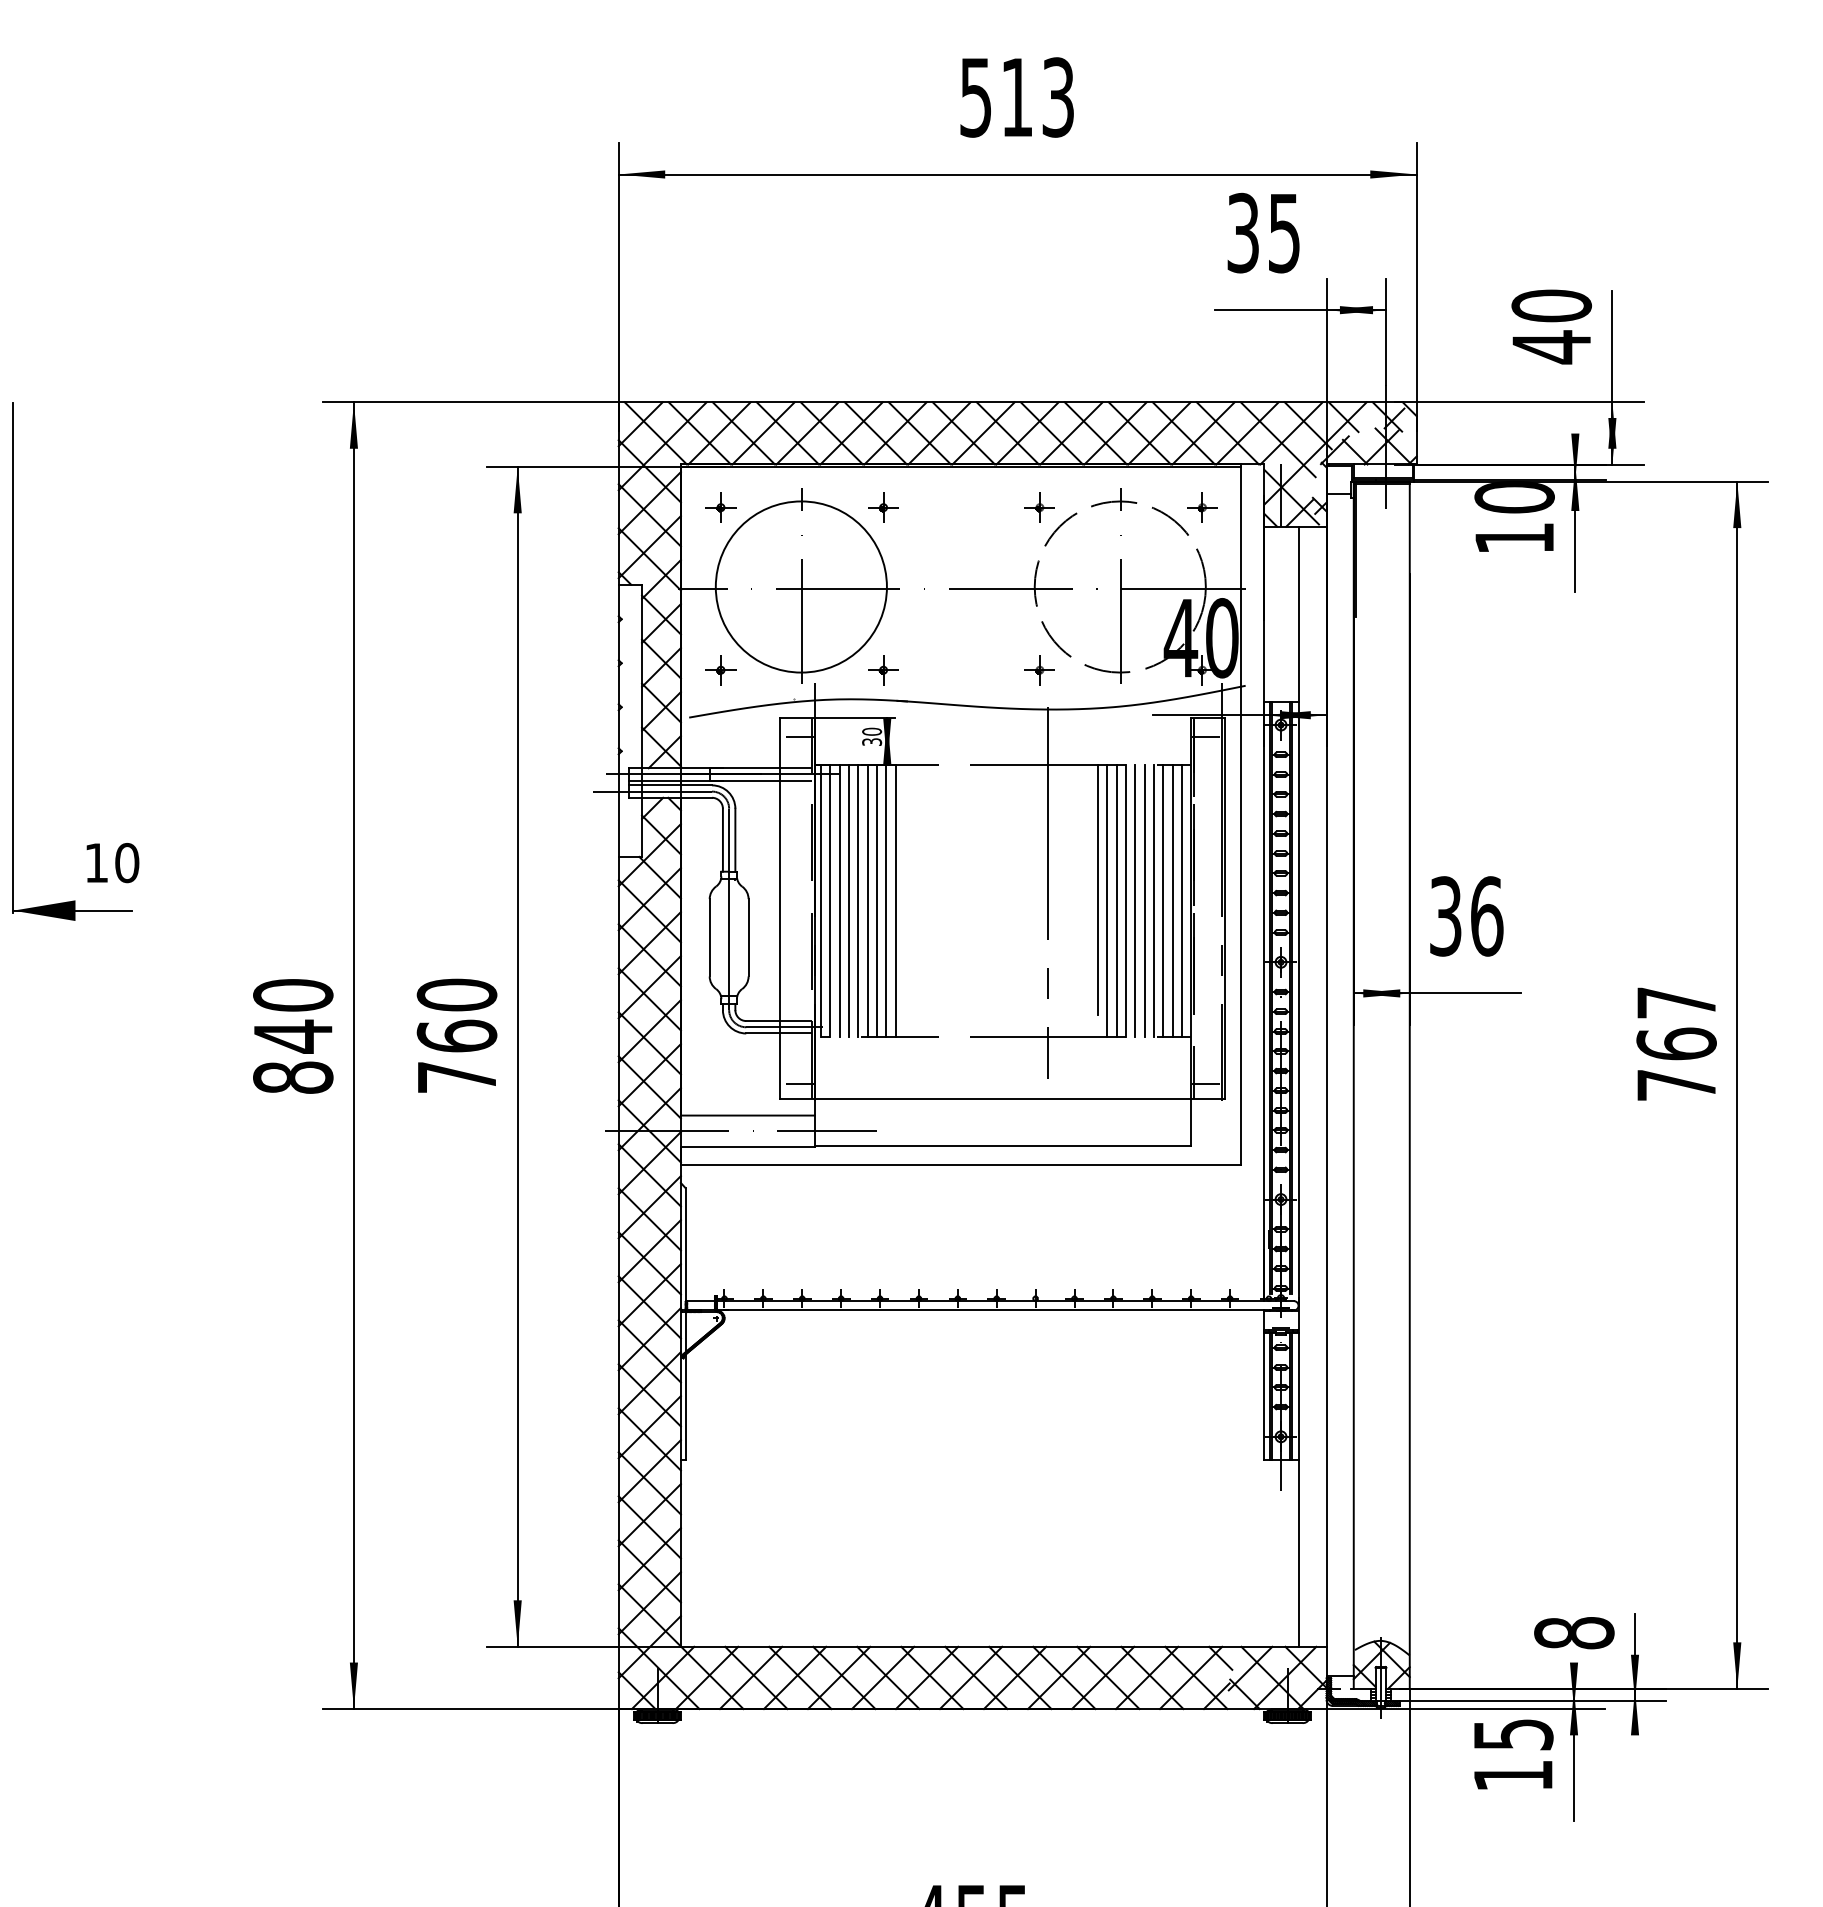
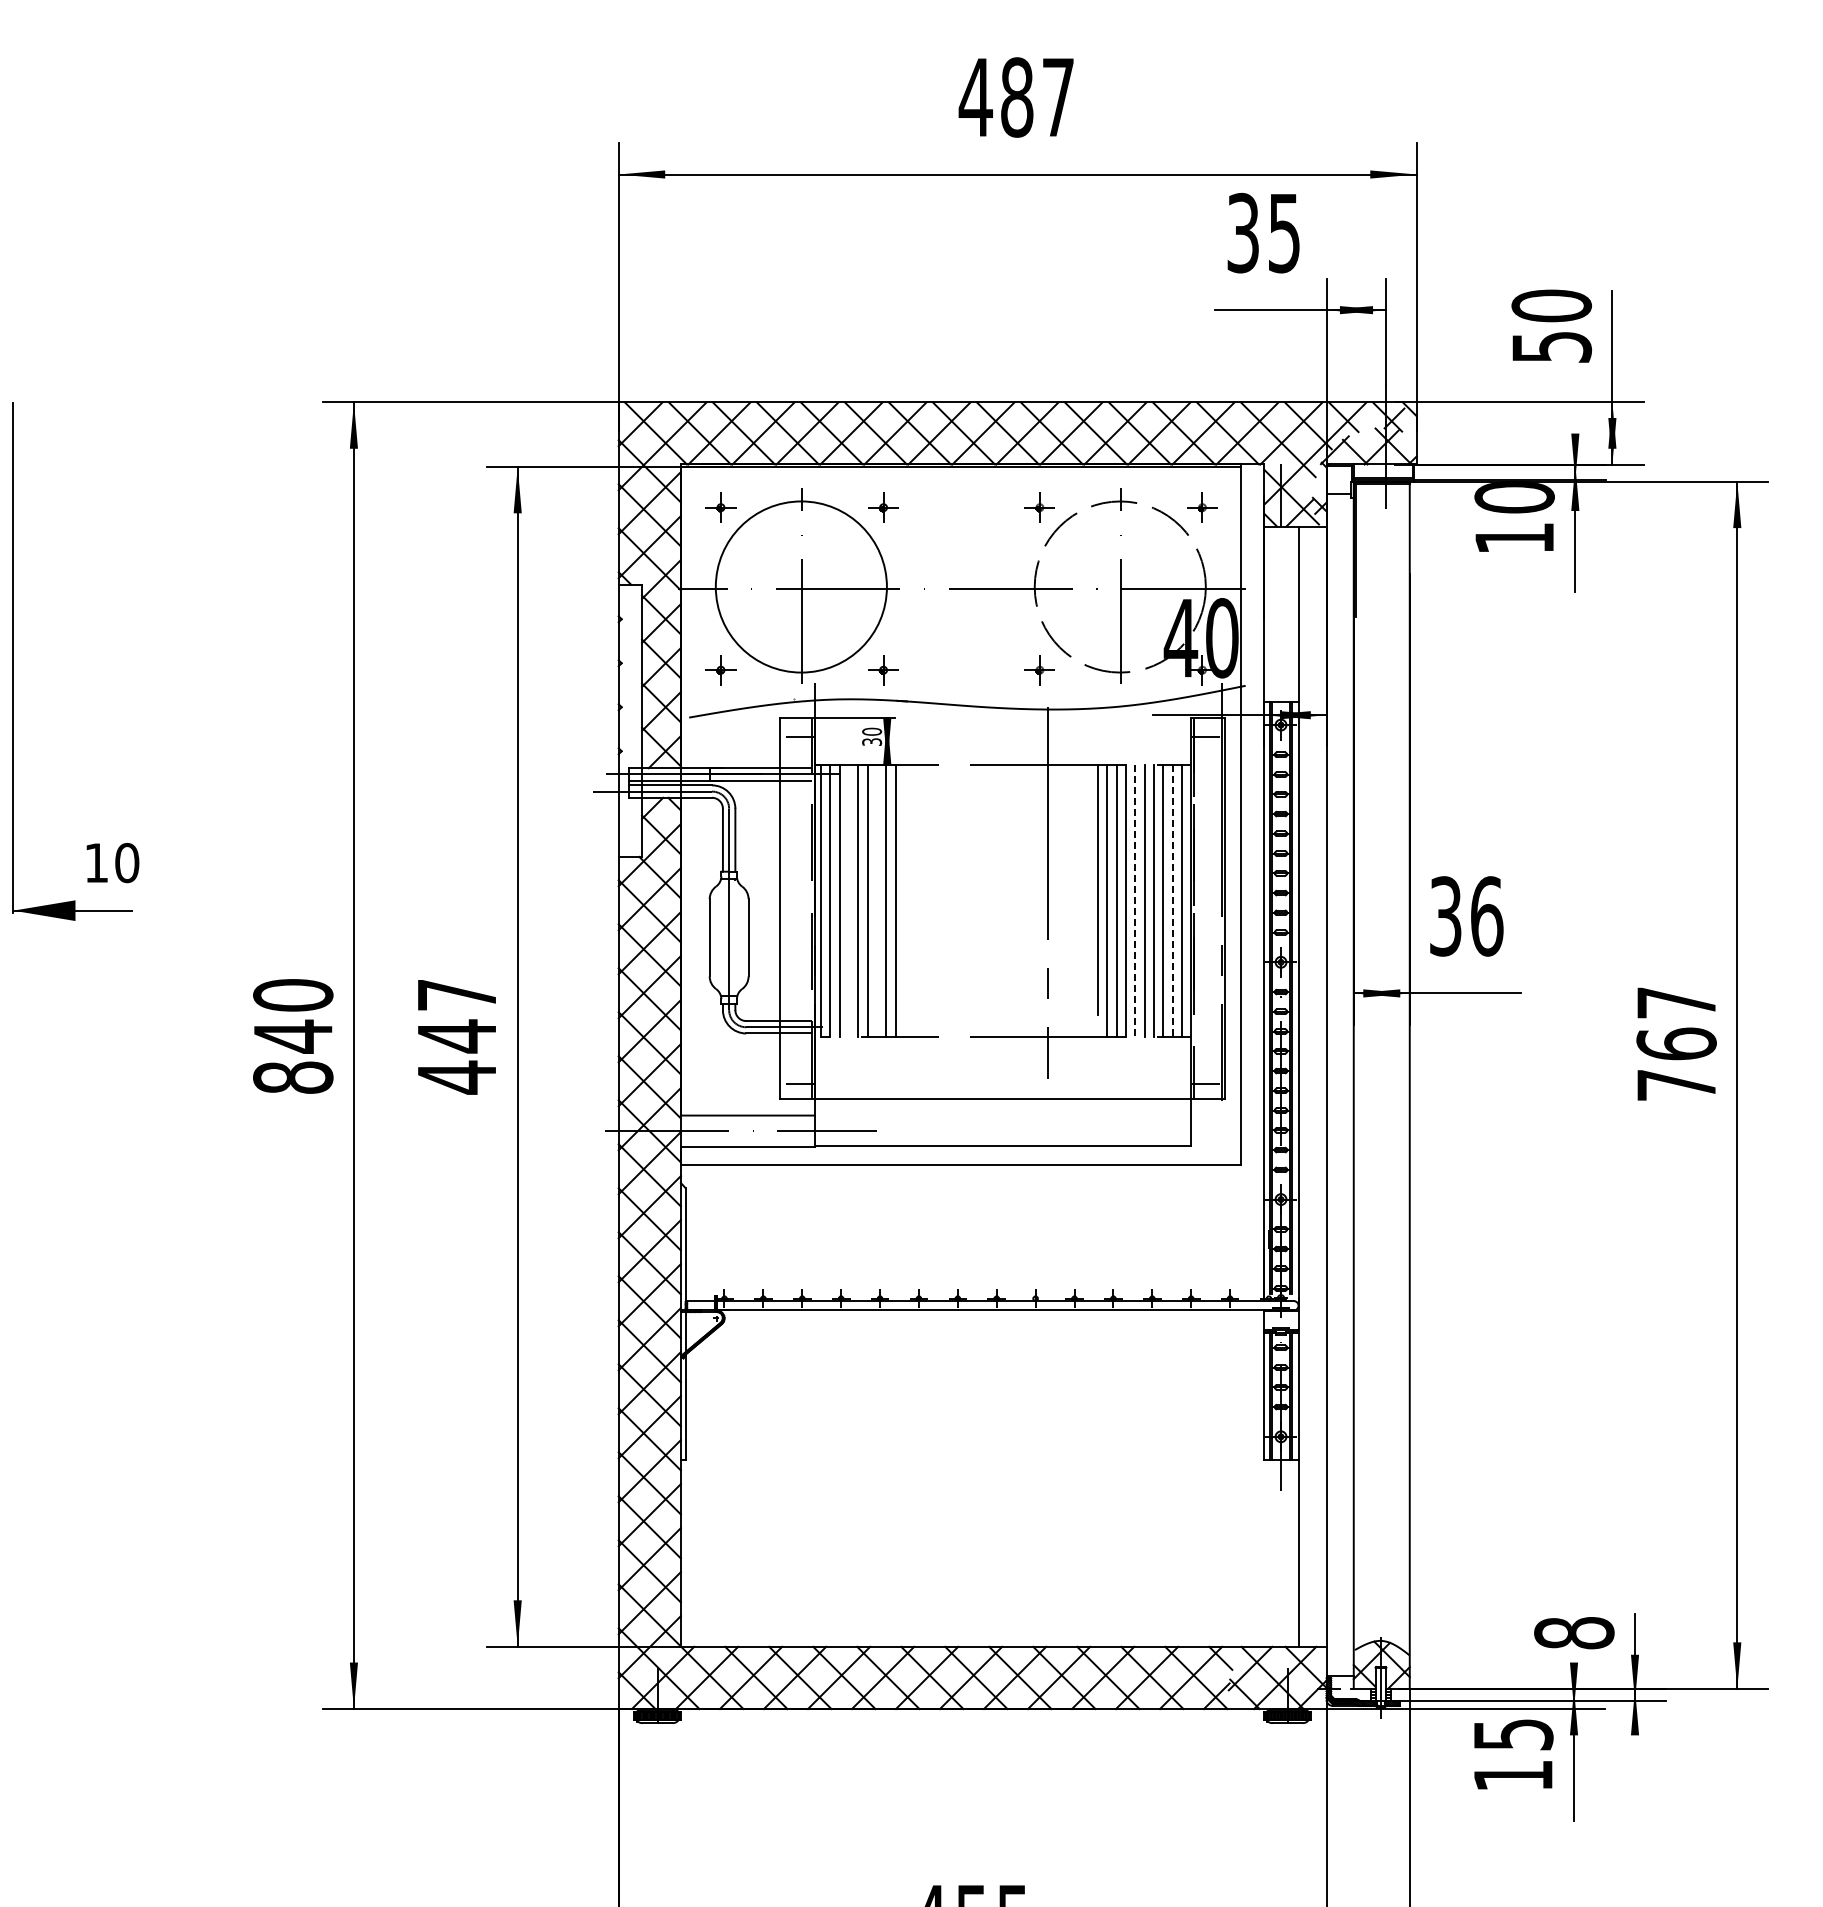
text: 513 -> 487 (1015, 97)
text: 40 -> 50 (1552, 347)
line: present -> none (848, 900)
line: present -> none (876, 900)
line: solid -> dashed (1135, 901)
line: solid -> dashed (1172, 901)
text: 760 -> 447 (456, 1036)
